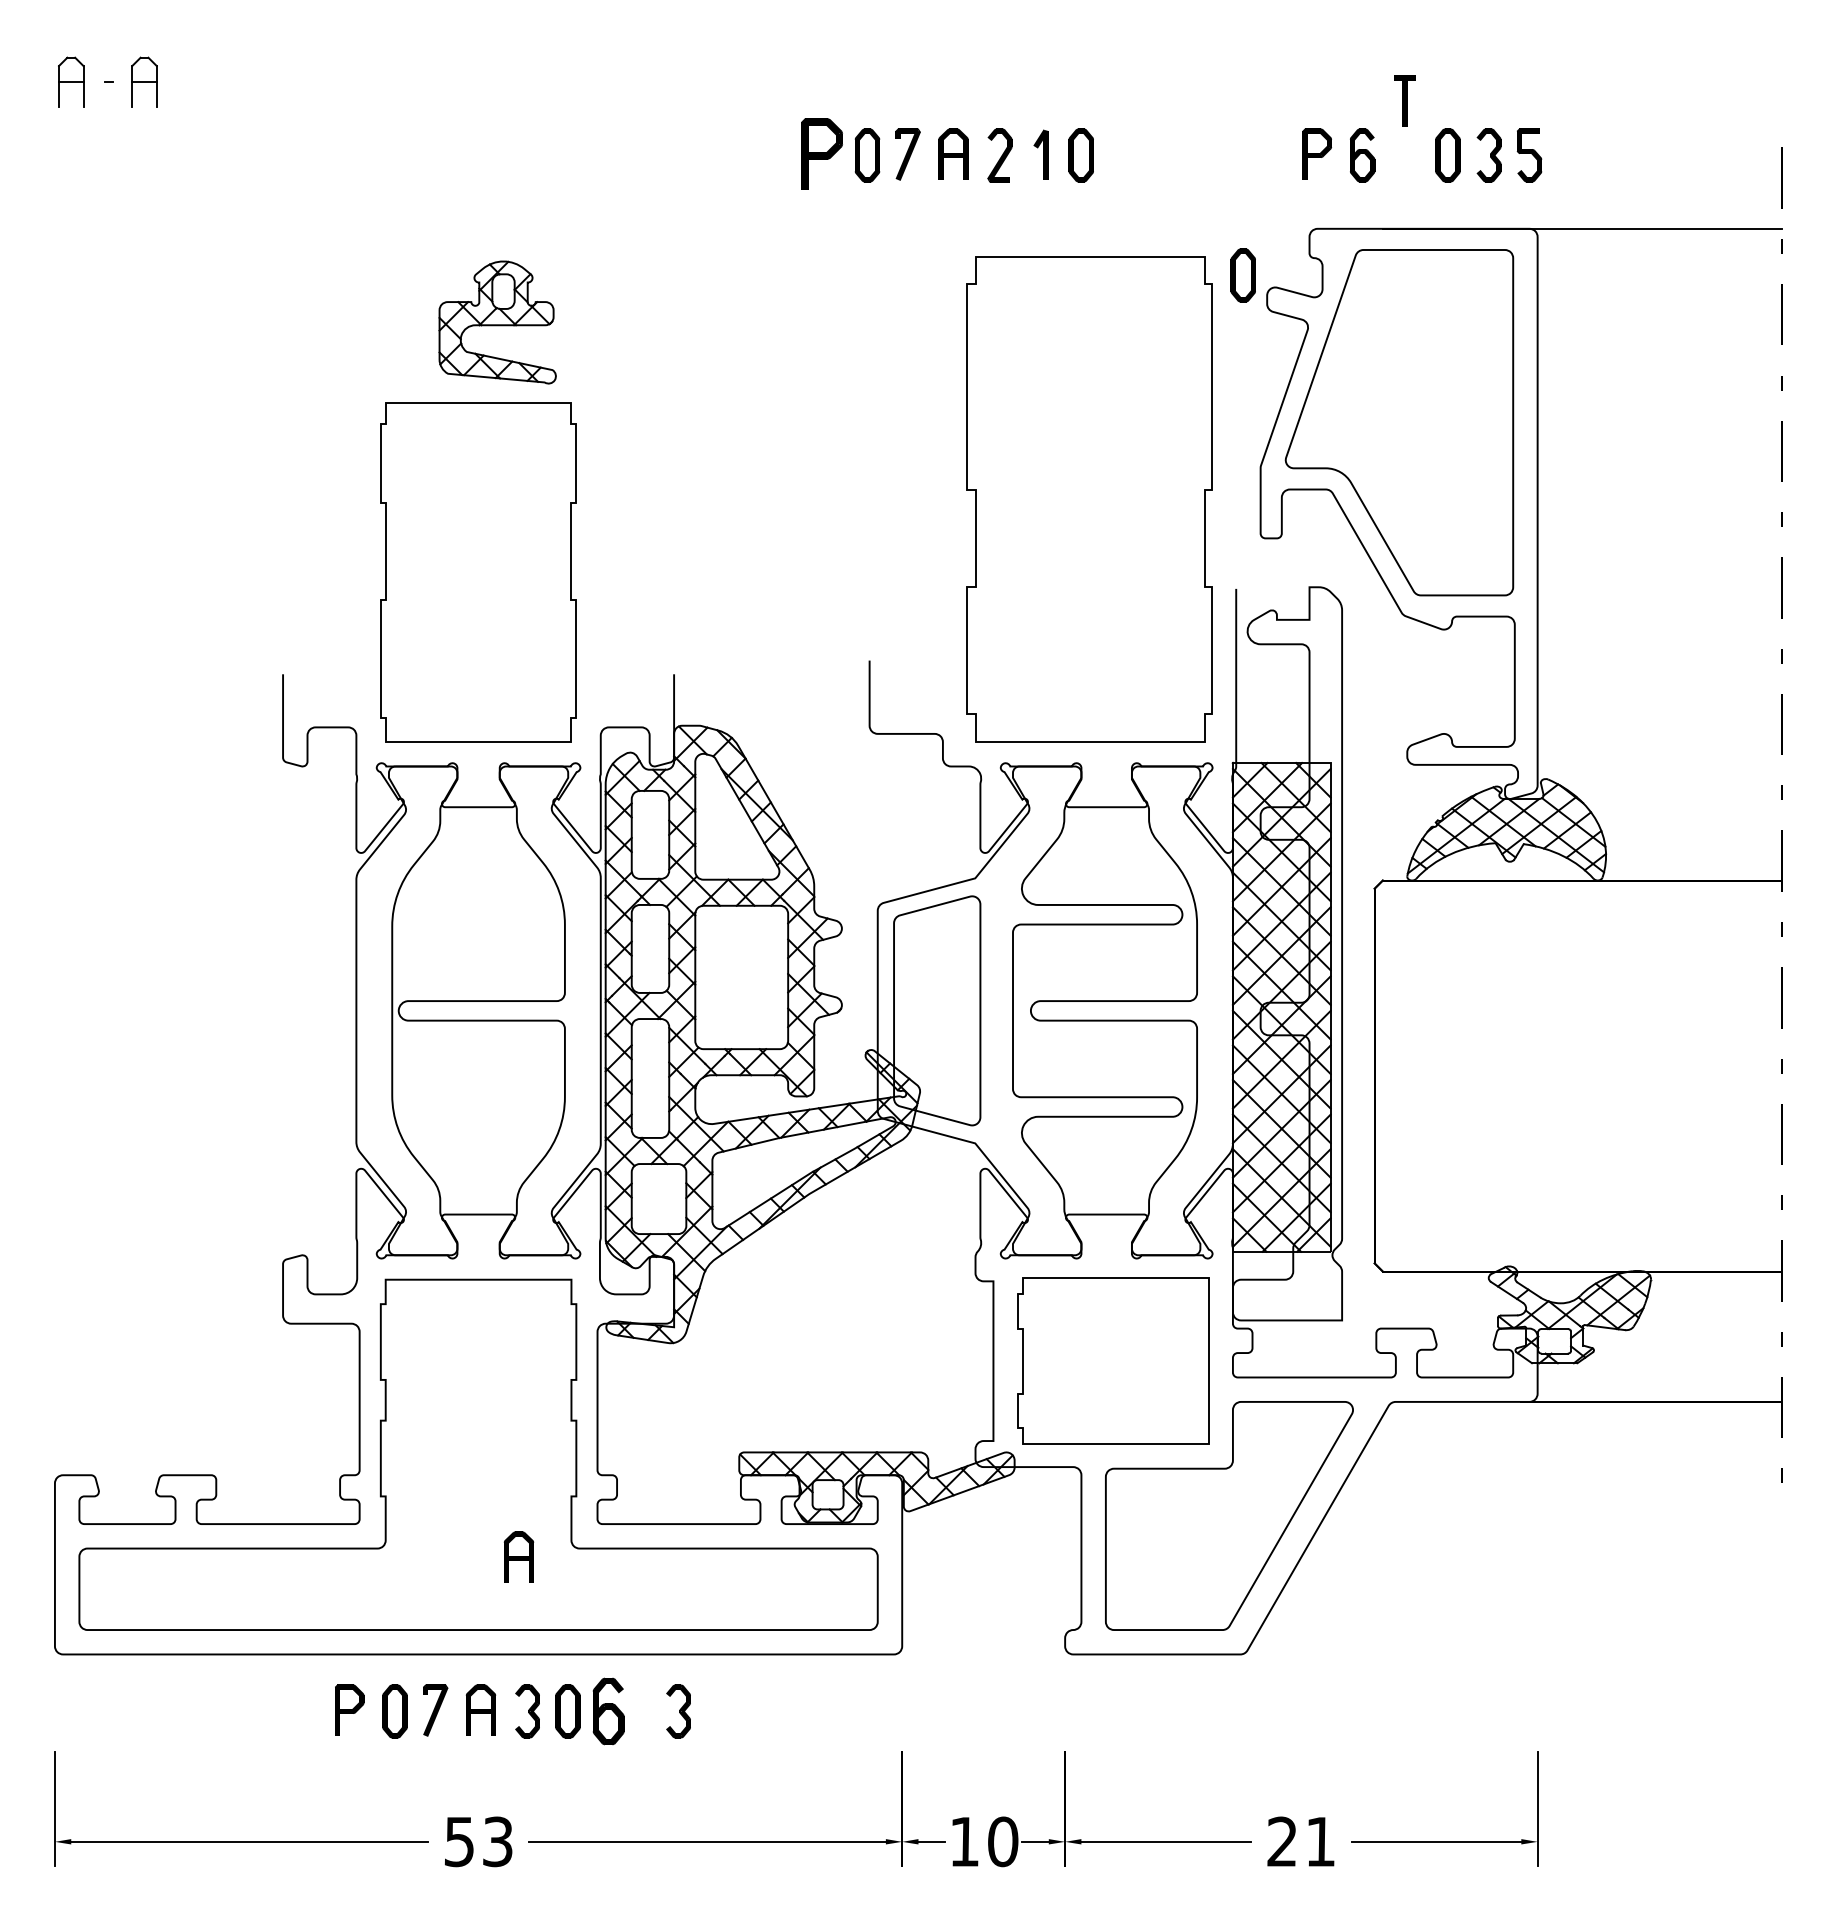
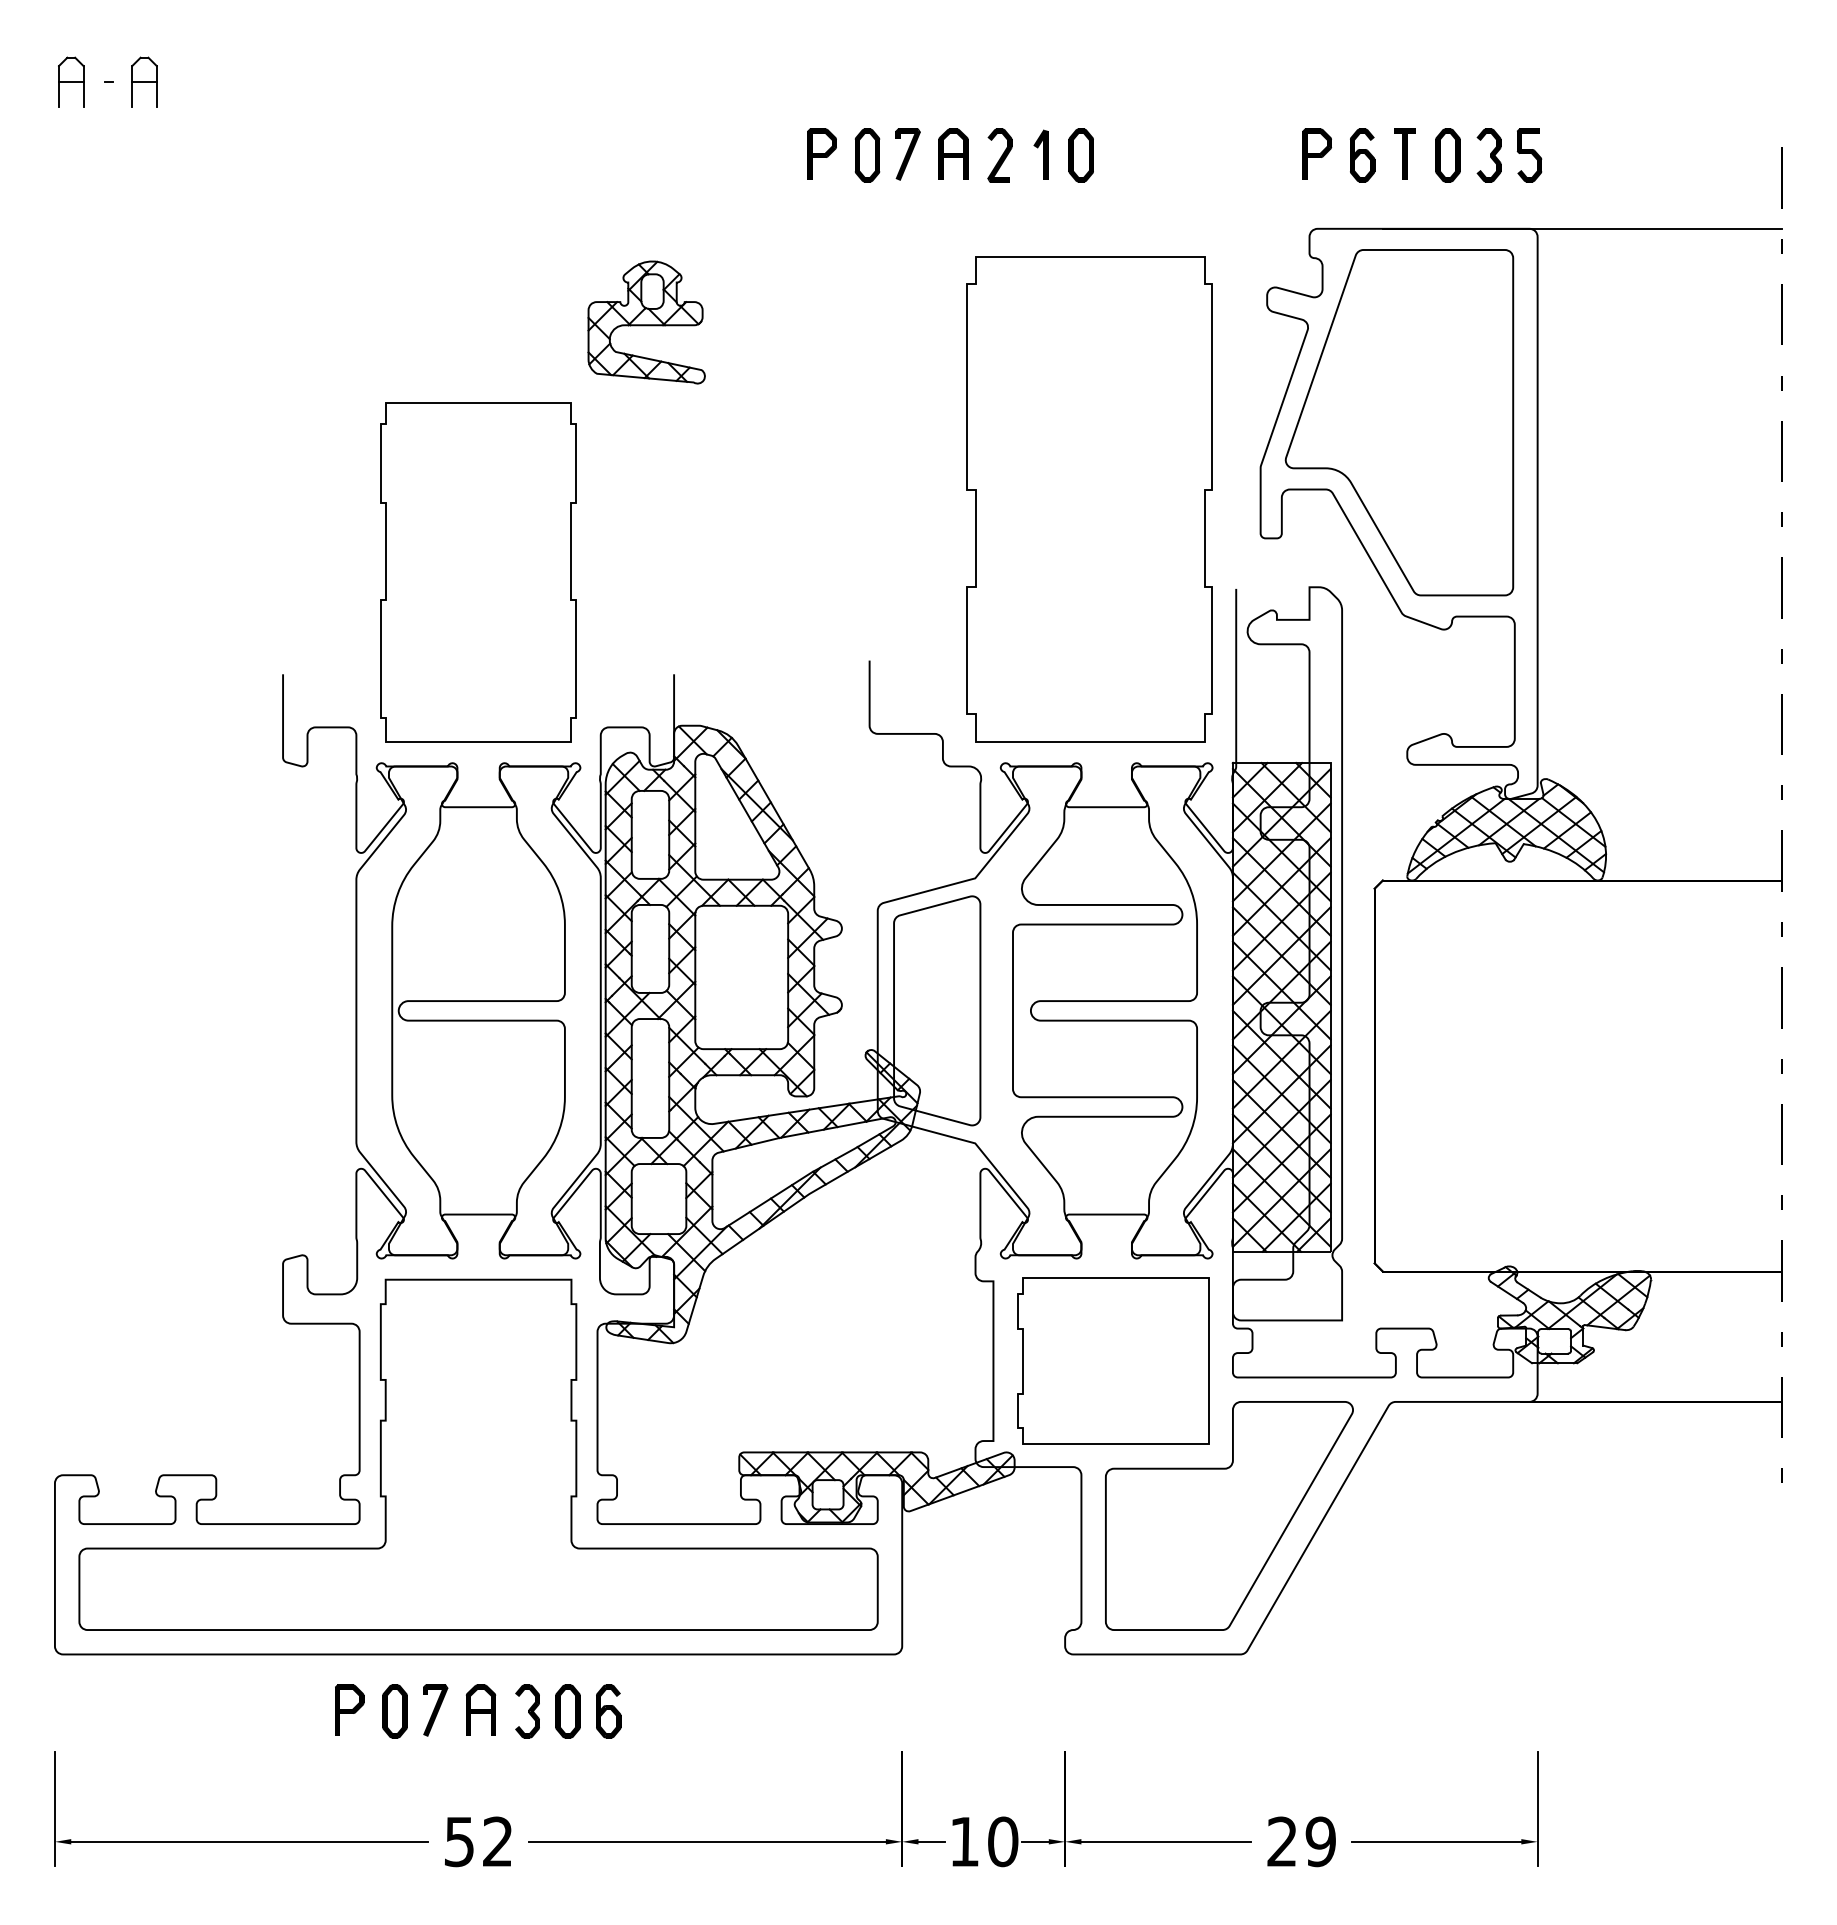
part position: (1404, 100) -> (1404, 153) (1404, 153)
part size: 42x72 px -> 30x52 px (821, 153)
part: present -> none (1242, 275)
part position: (497, 322) -> (646, 322) (646, 322)
part: present -> none (518, 1556)
part size: 33x69 px -> 26x55 px (608, 1711)
part: present -> none (678, 1711)
text: 53 -> 52 (497, 1841)
text: 21 -> 29 (1320, 1841)
